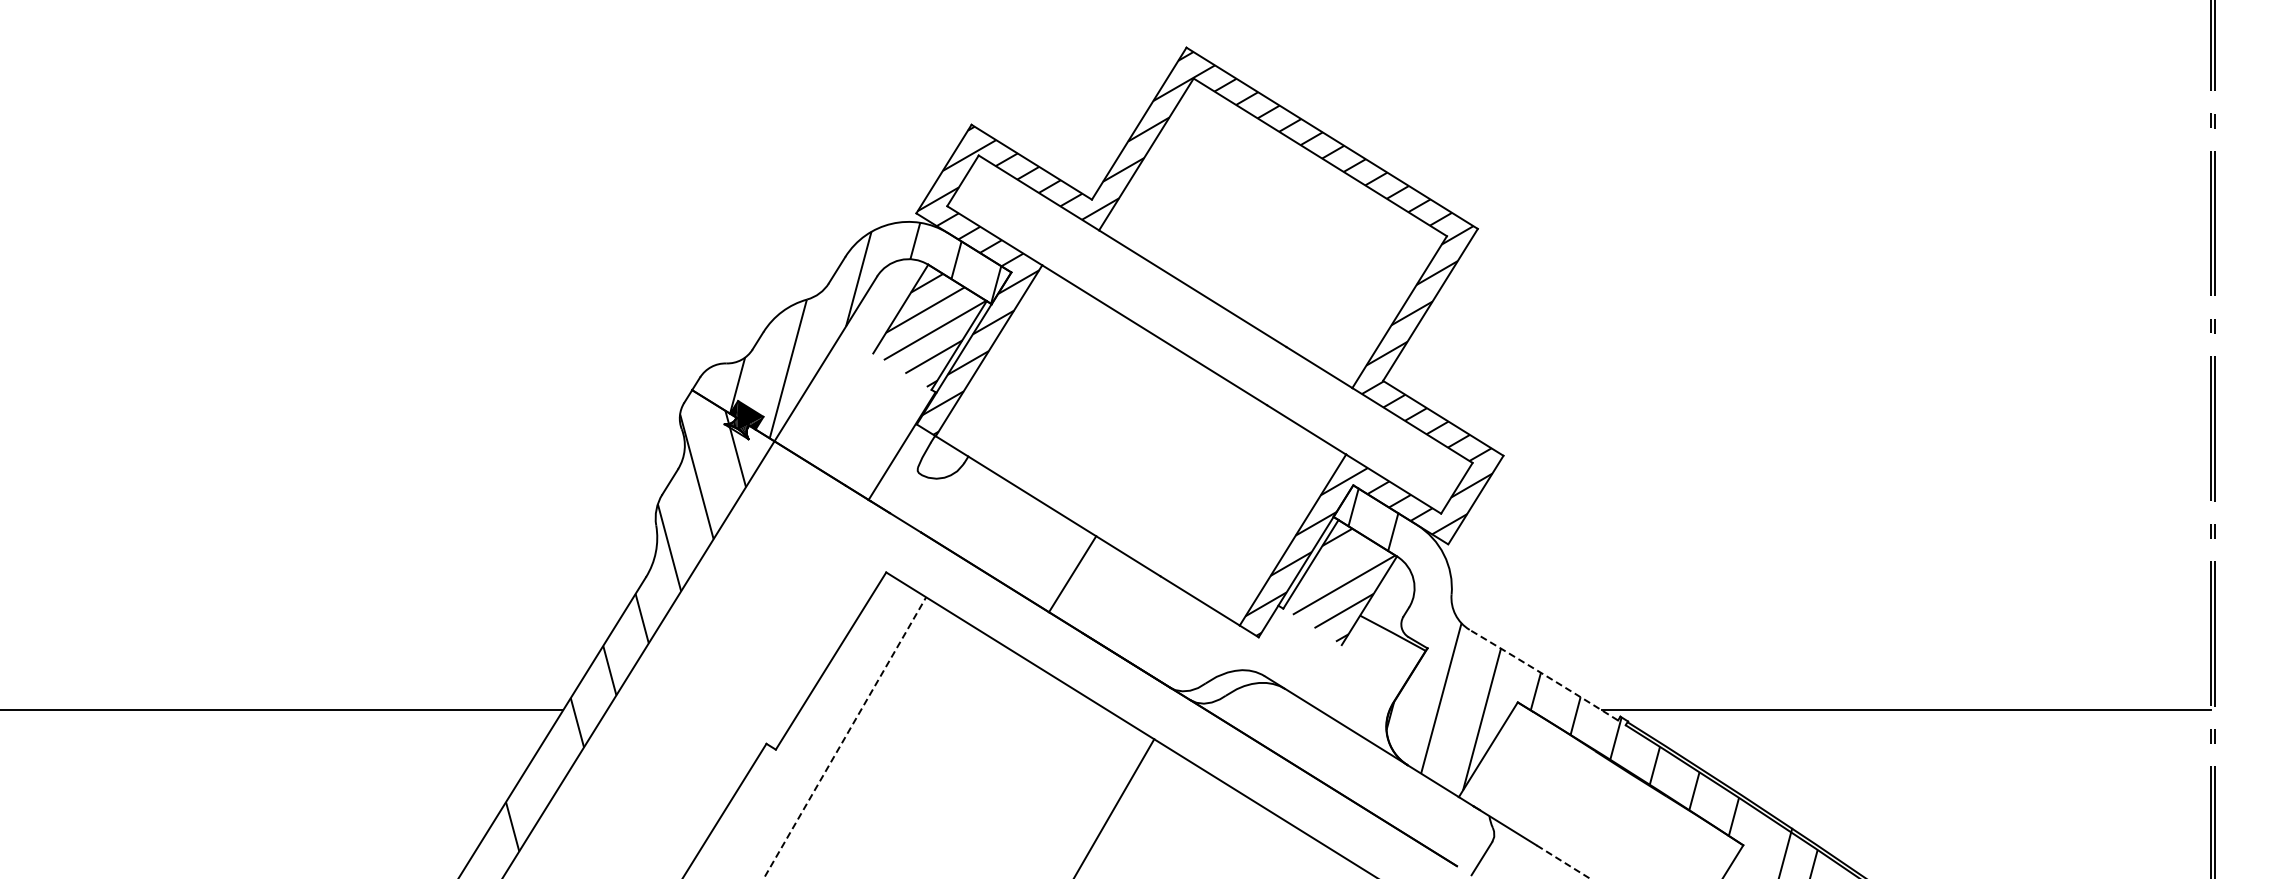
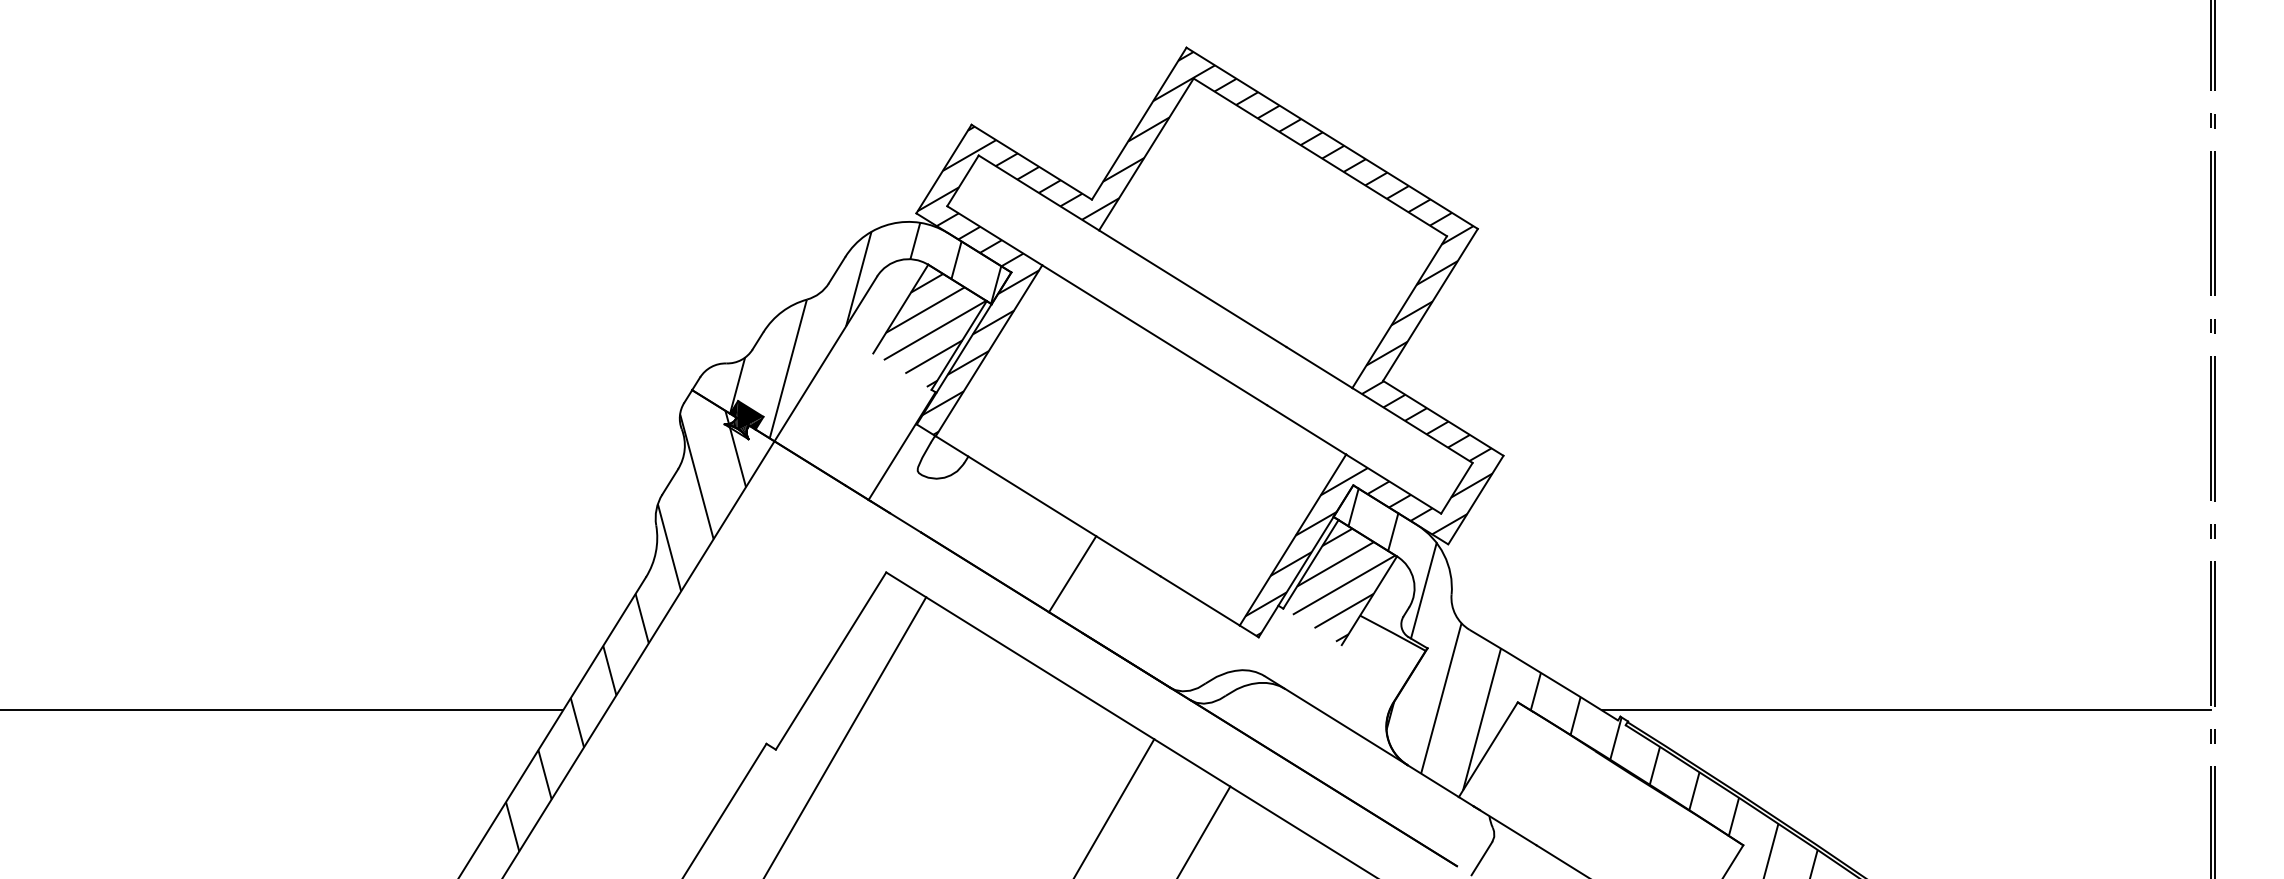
line: none -> present (1335, 564)
line: none -> present (1423, 590)
arc: dashed -> solid (1544, 674)
line: dashed -> solid (845, 737)
line: none -> present (544, 774)
line: none -> present (1204, 830)
line position: (1785, 851) -> (1771, 849) (1771, 849)
line: dashed -> solid (1563, 862)
